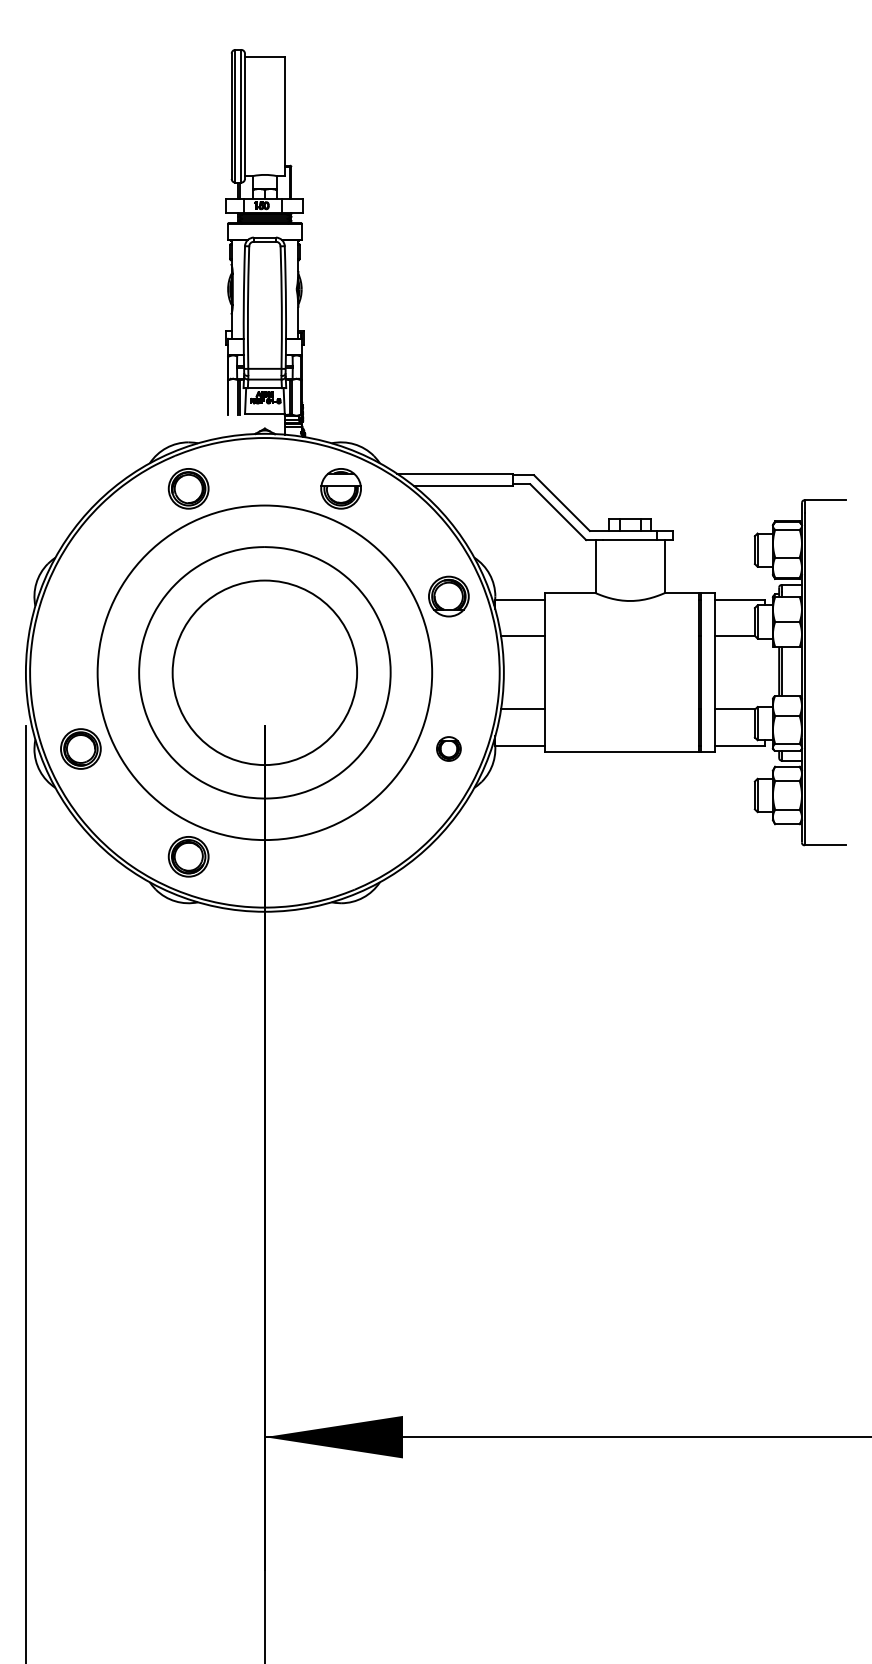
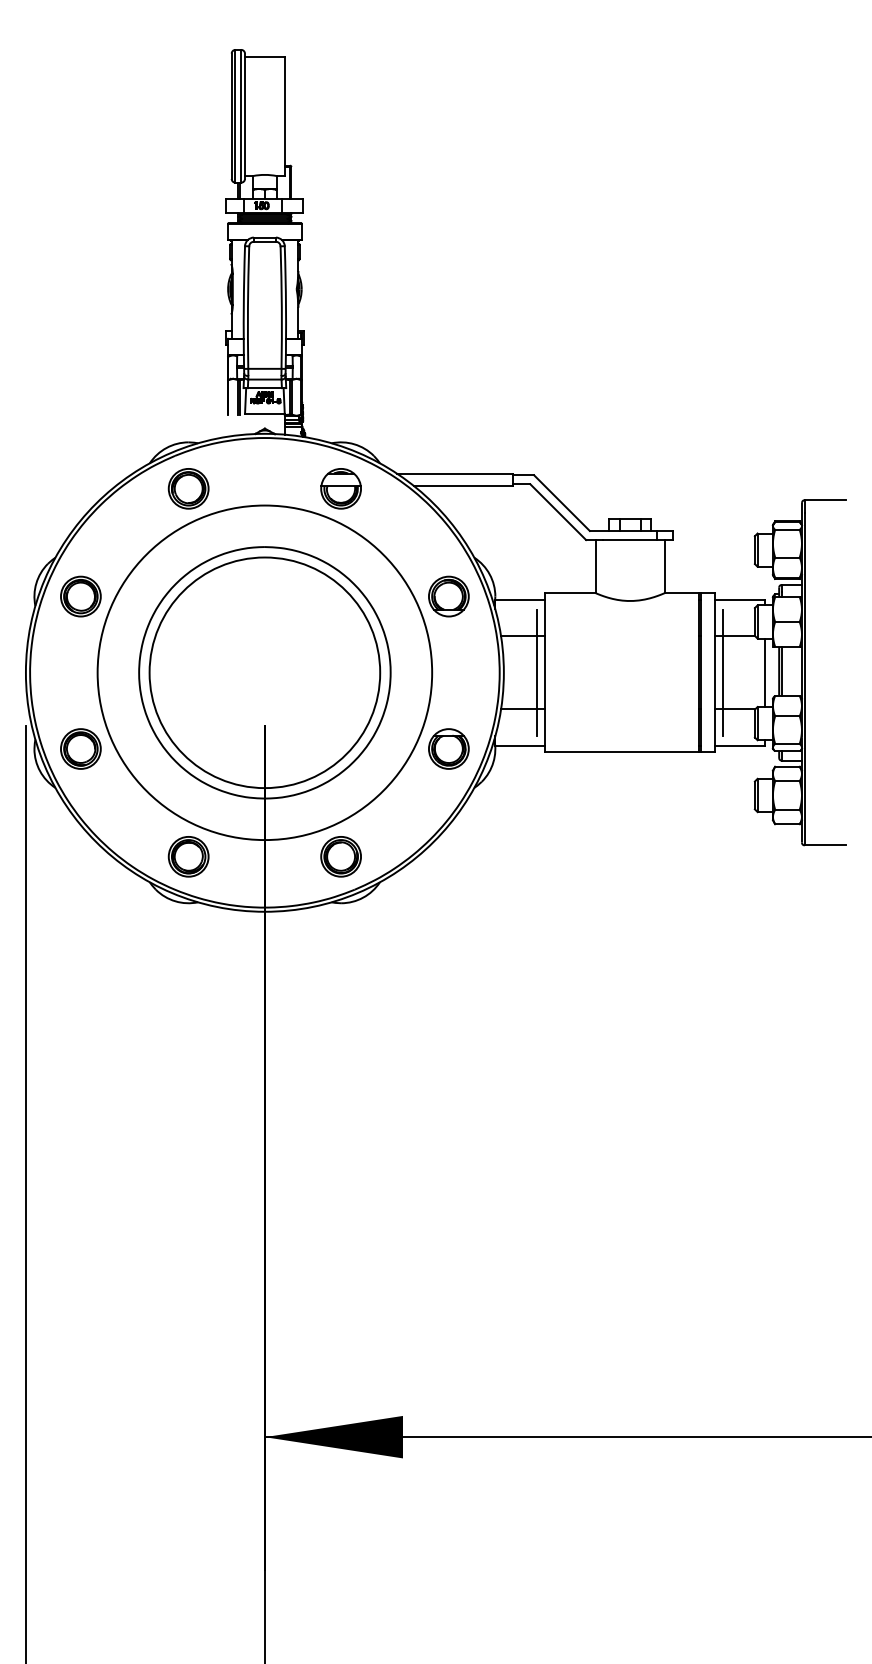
part: none -> present (80, 596)
circle diameter: 184 px -> 231 px (264, 672)
line: none -> present (537, 672)
line: none -> present (723, 672)
line: none -> present (765, 672)
part size: 26x26 px -> 42x42 px (448, 748)
part: none -> present (340, 856)
